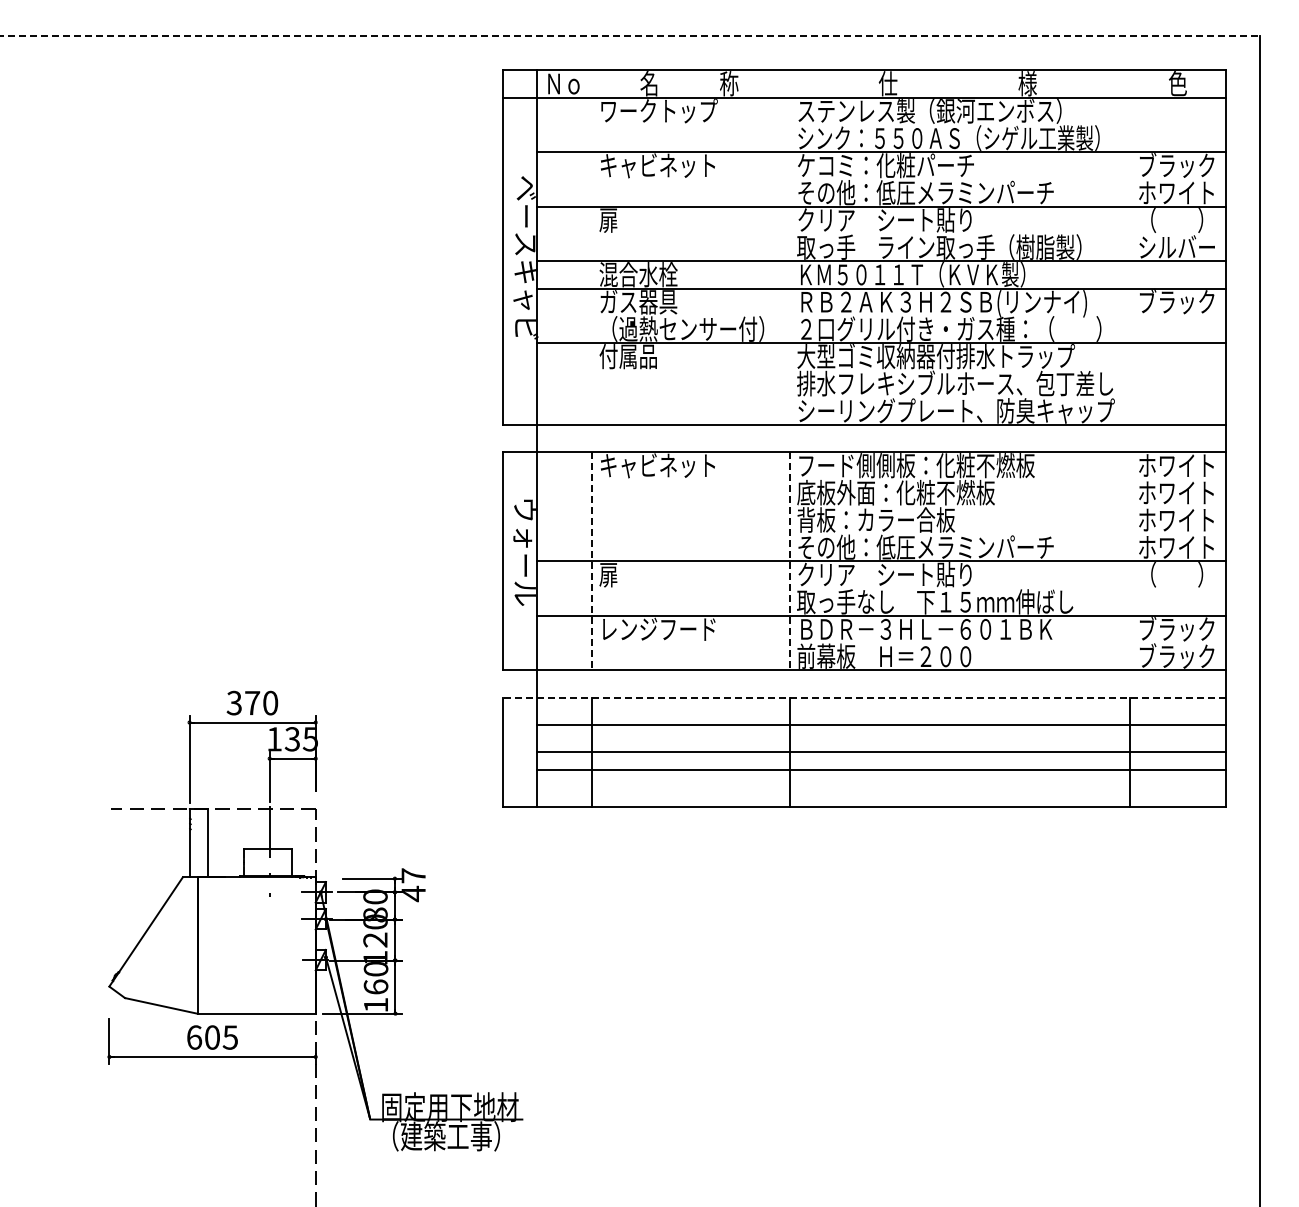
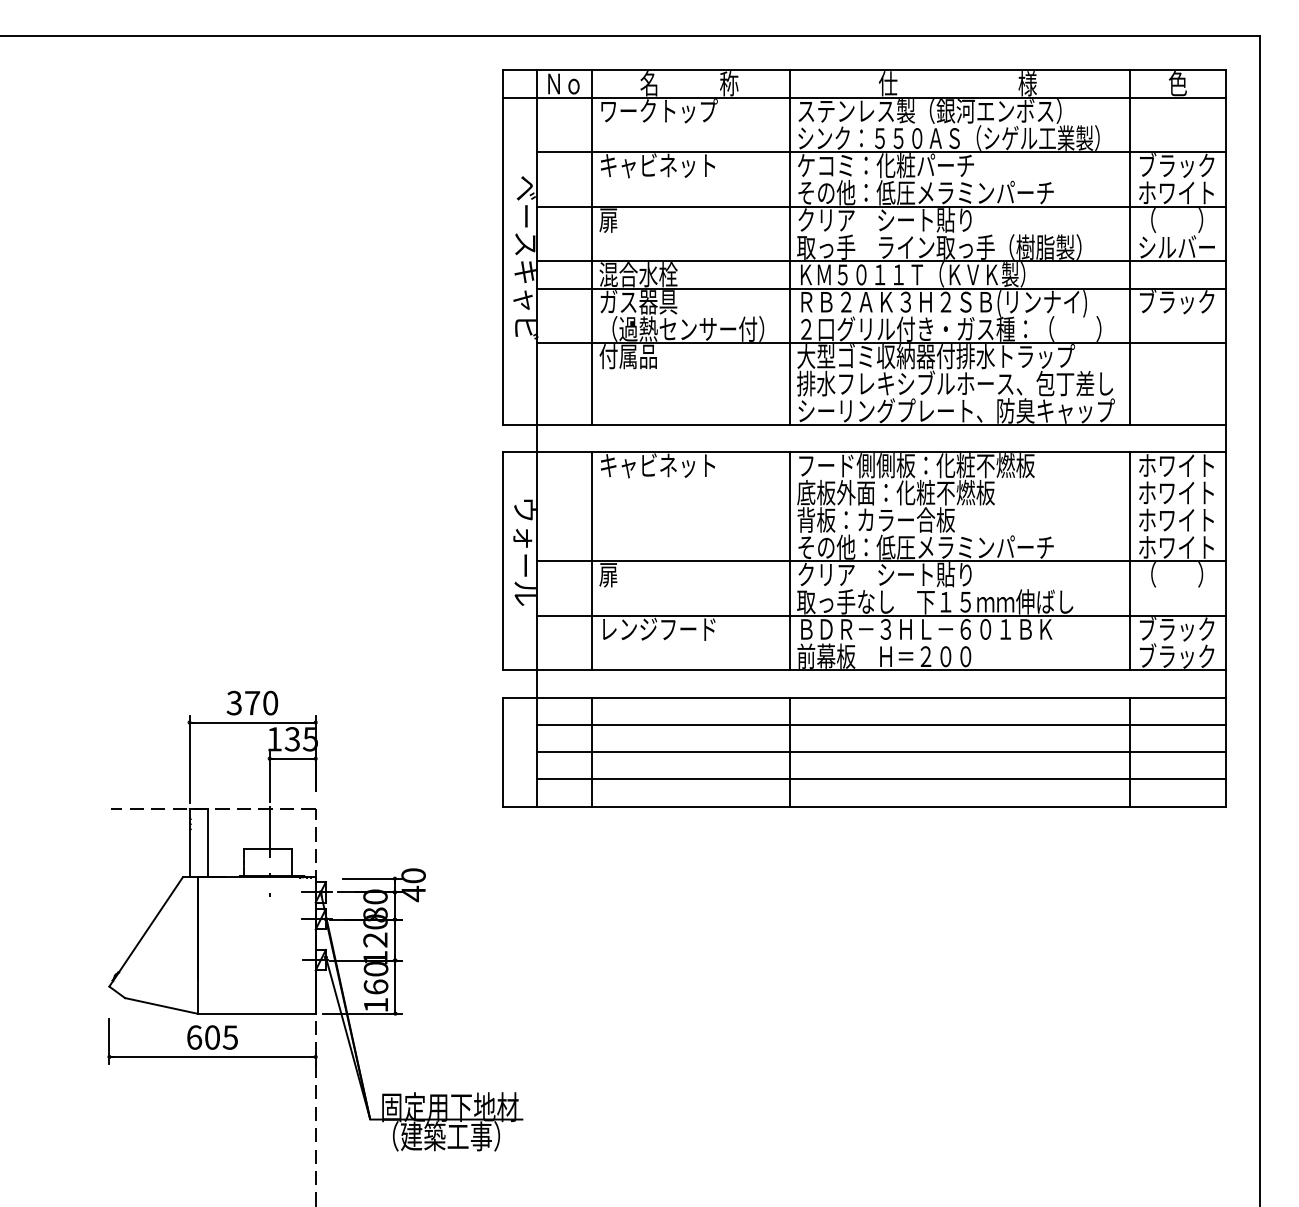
line: dashed -> solid (630, 36)
line: none -> present (591, 247)
line: none -> present (789, 247)
line: none -> present (1130, 247)
line: dashed -> solid (591, 561)
line: dashed -> solid (789, 561)
line: none -> present (1130, 561)
line: dashed -> solid (864, 697)
line position: (881, 770) -> (881, 779) (881, 779)
text: 47 -> 40 (413, 875)
